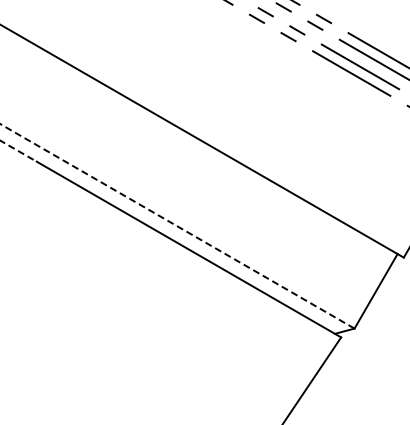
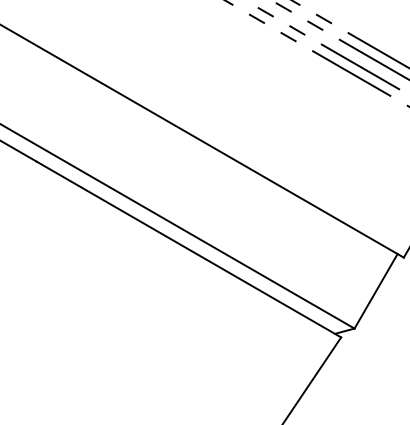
line: dashed -> solid (18, 151)
line: dashed -> solid (177, 226)
